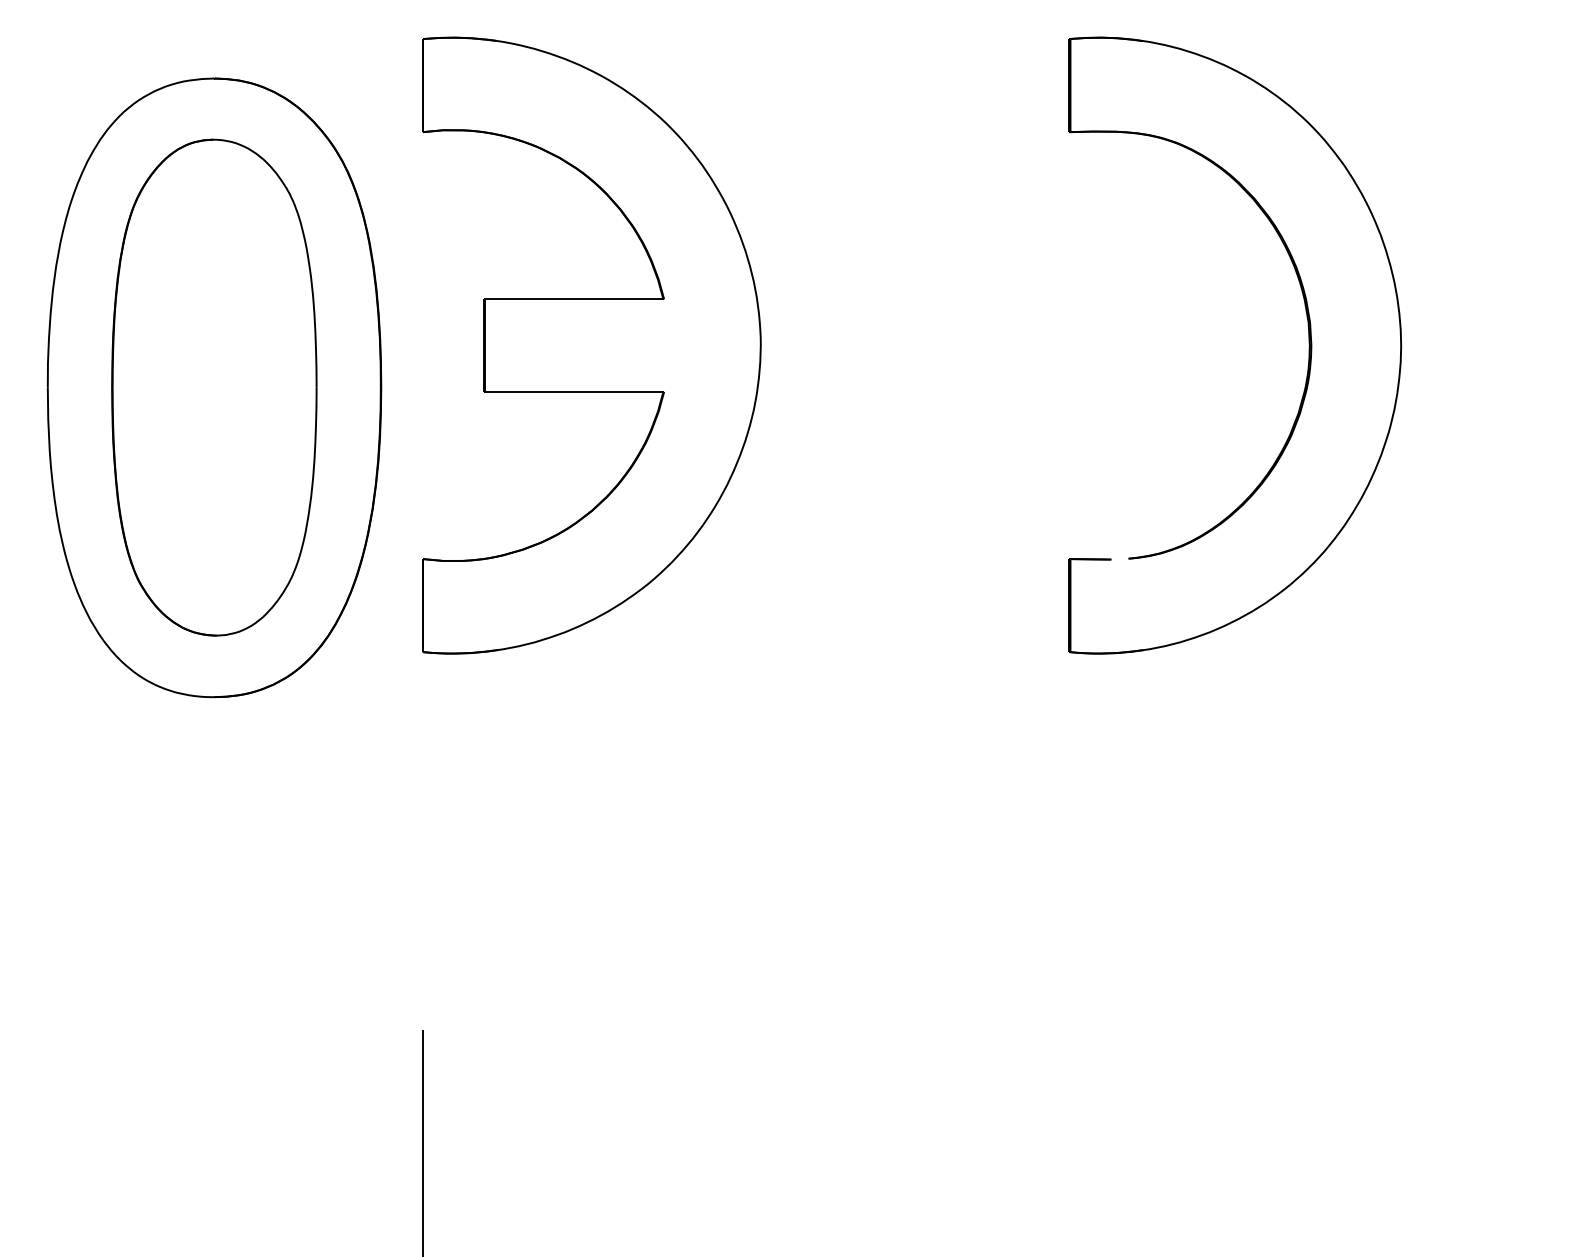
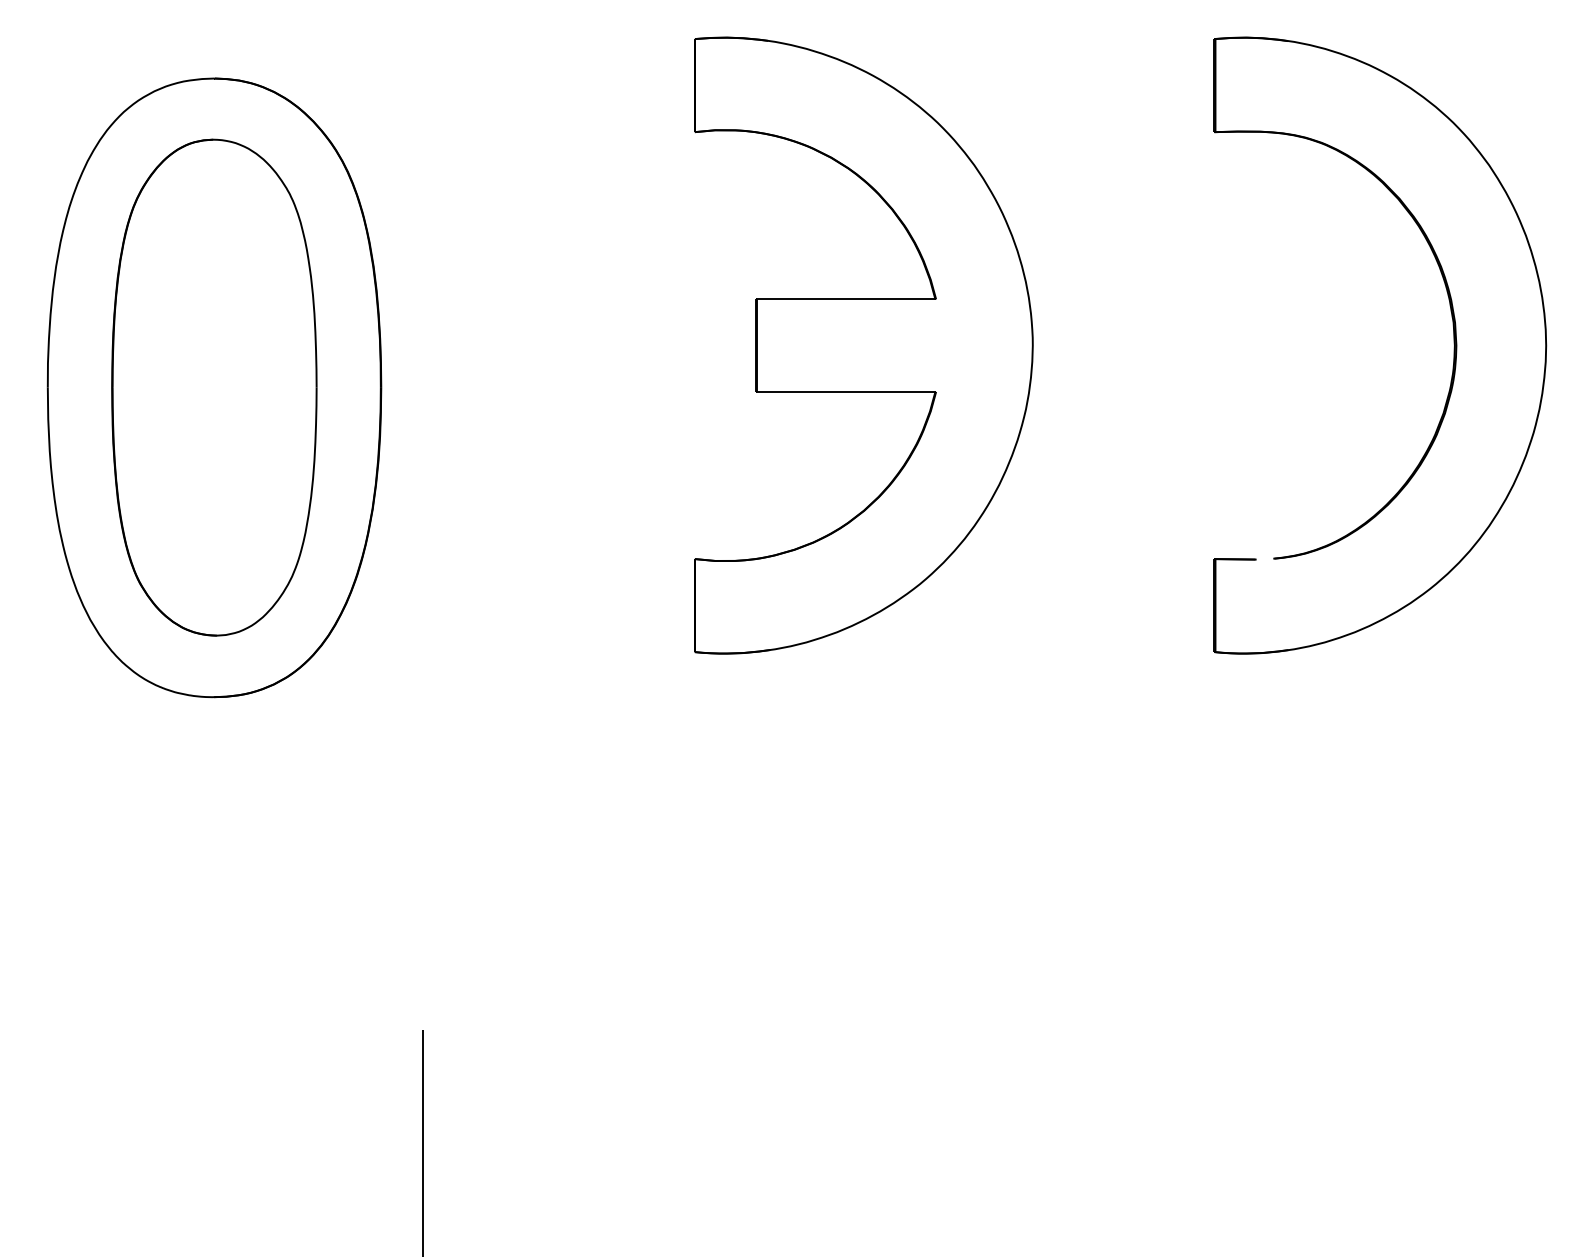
part position: (1308, 344) -> (1453, 344) (1453, 344)
part position: (591, 345) -> (863, 345) (863, 345)
